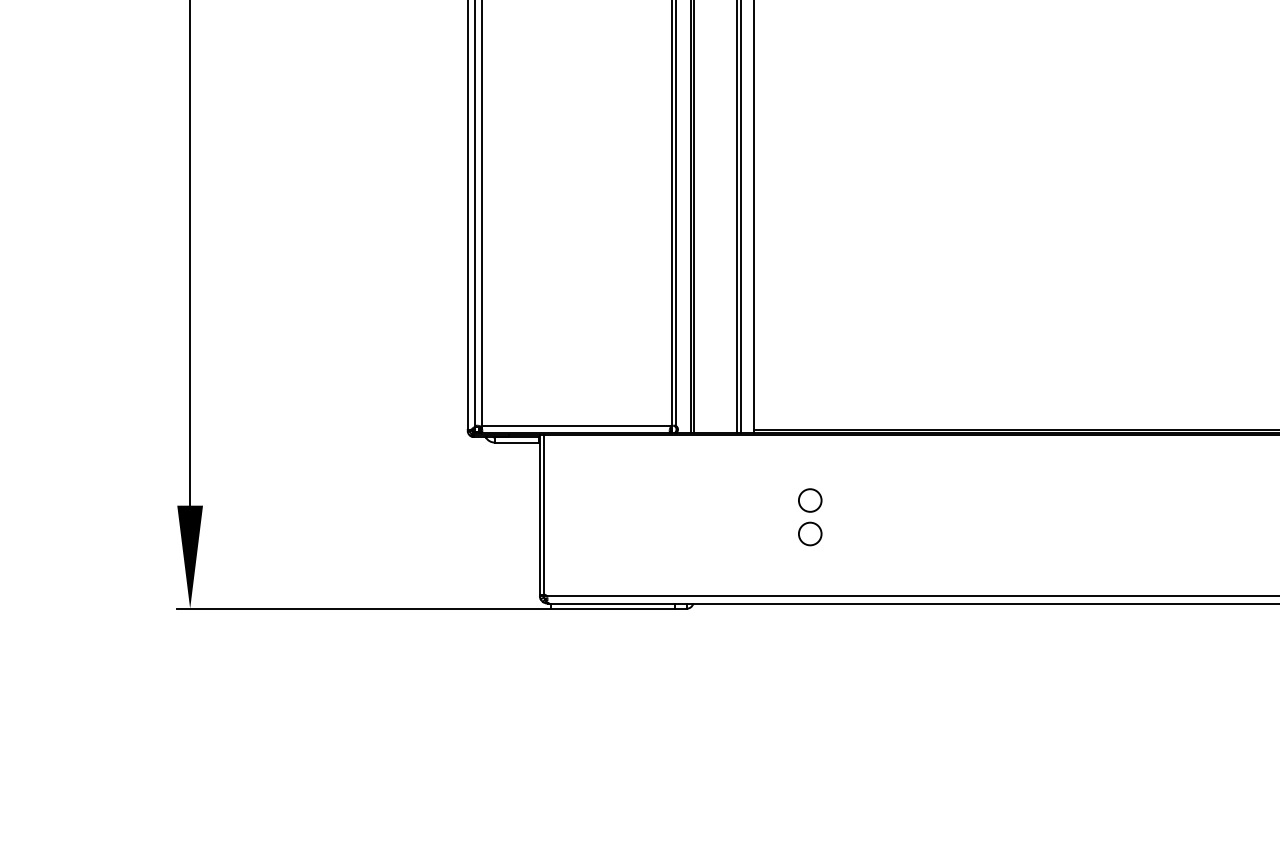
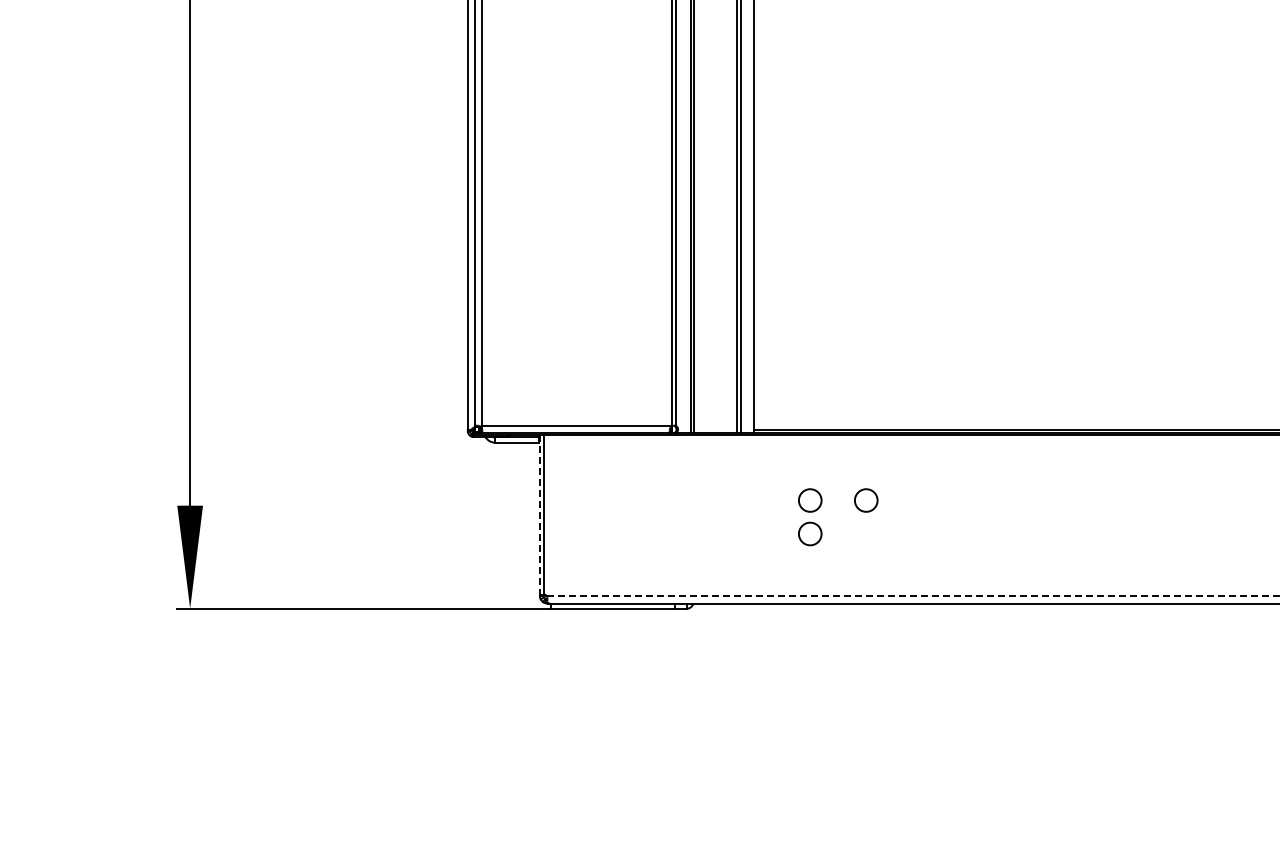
circle: none -> present (866, 500)
line: solid -> dashed (539, 514)
line: solid -> dashed (913, 595)
